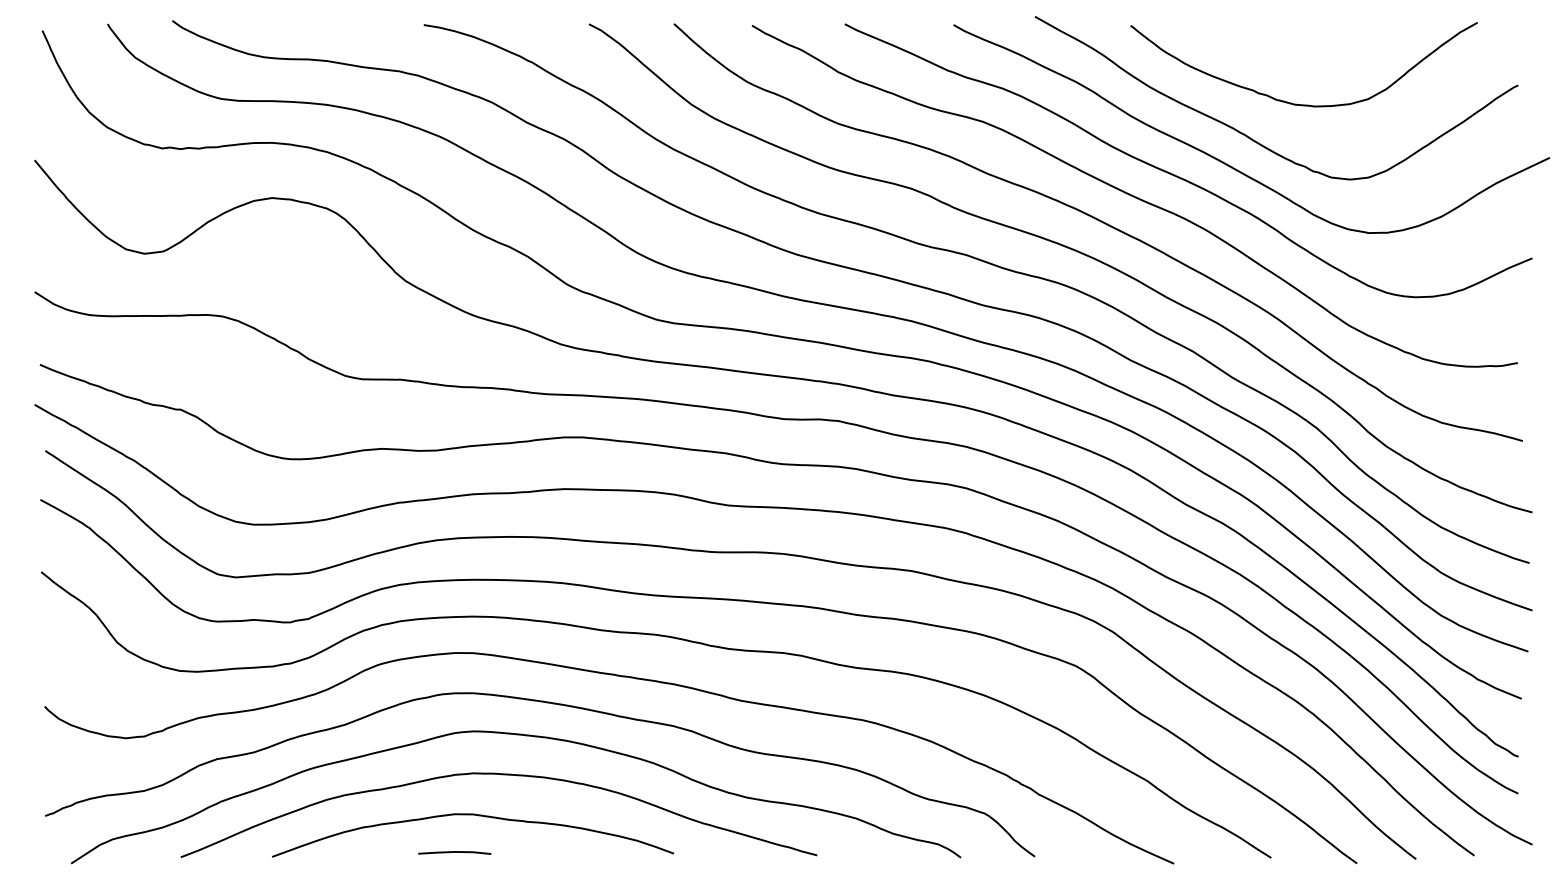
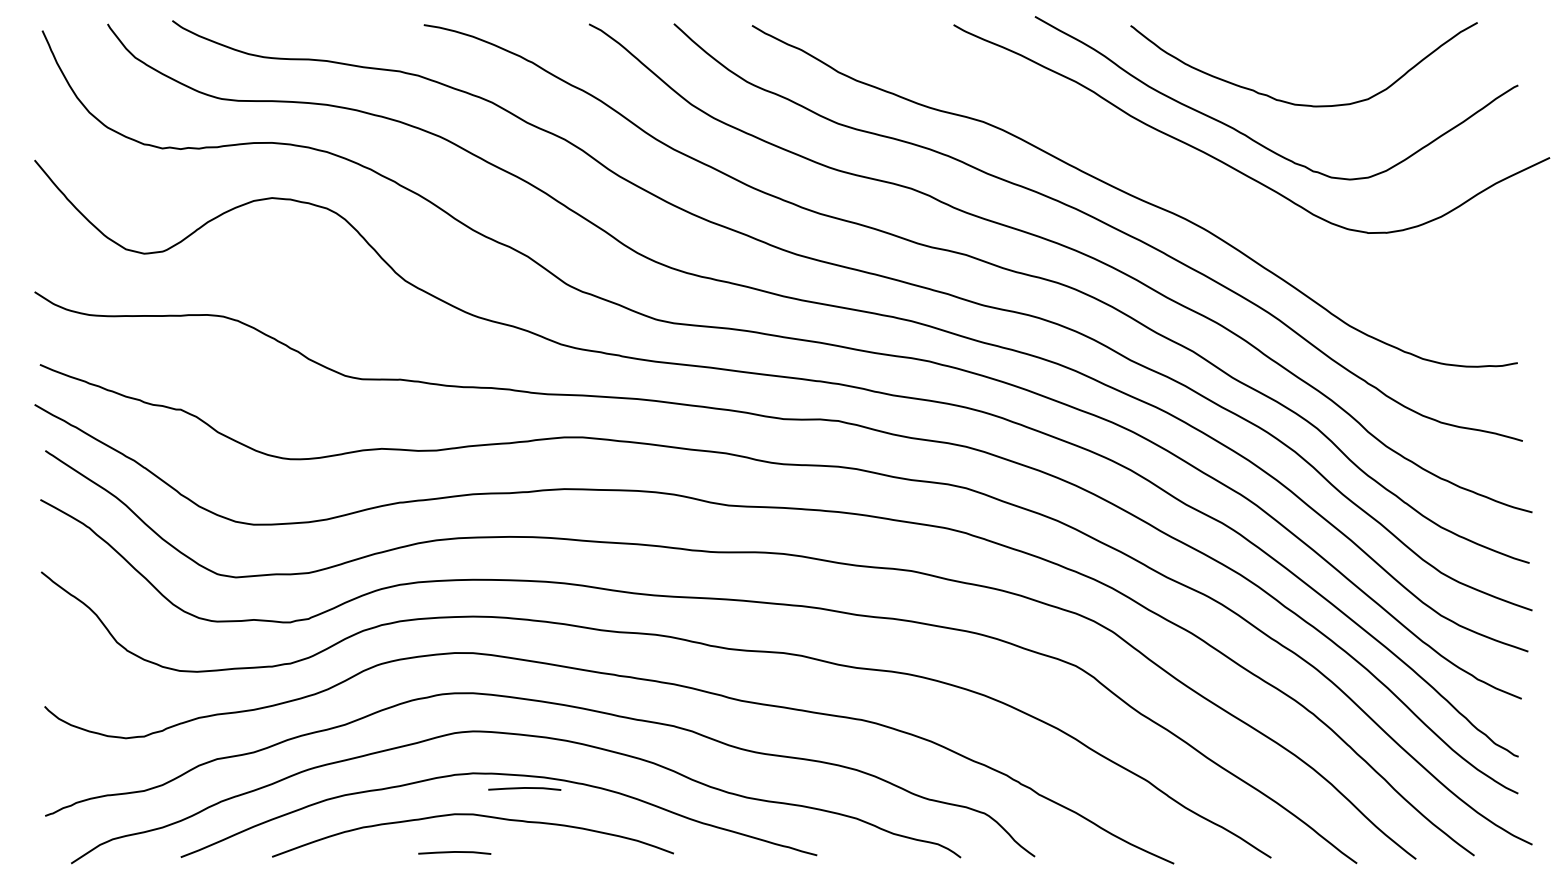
curve: present -> none (1179, 176)
line: none -> present (524, 788)
